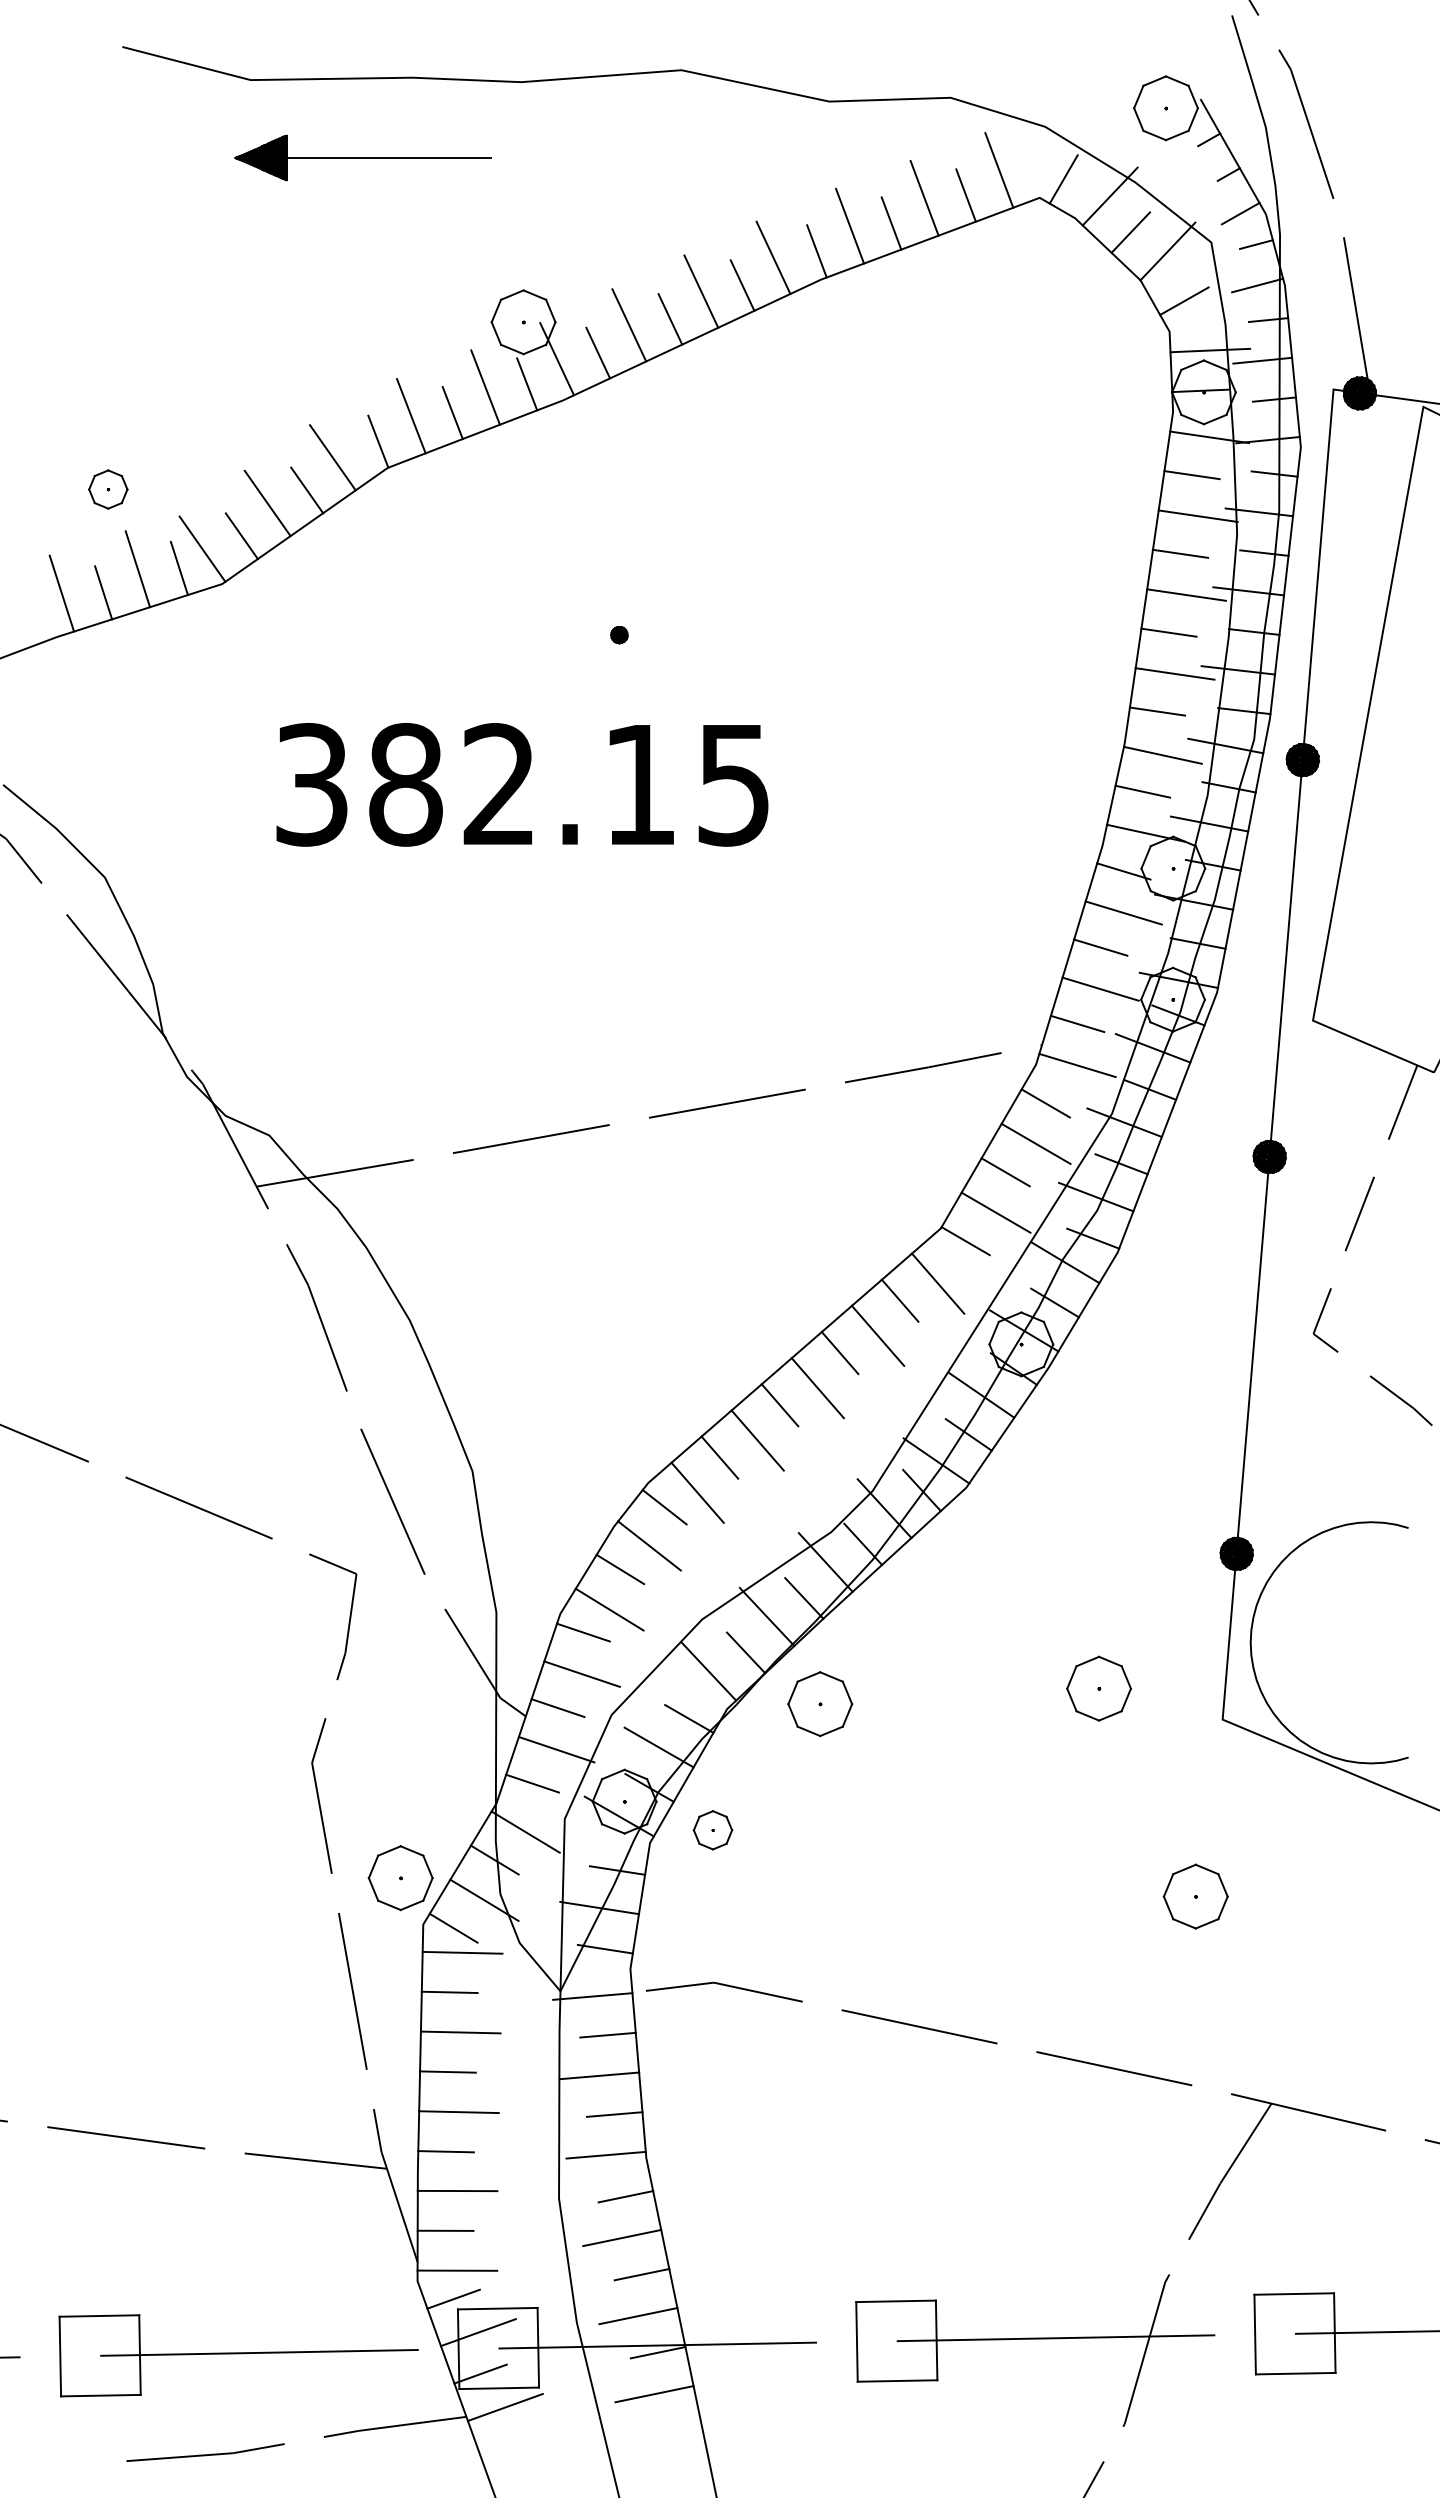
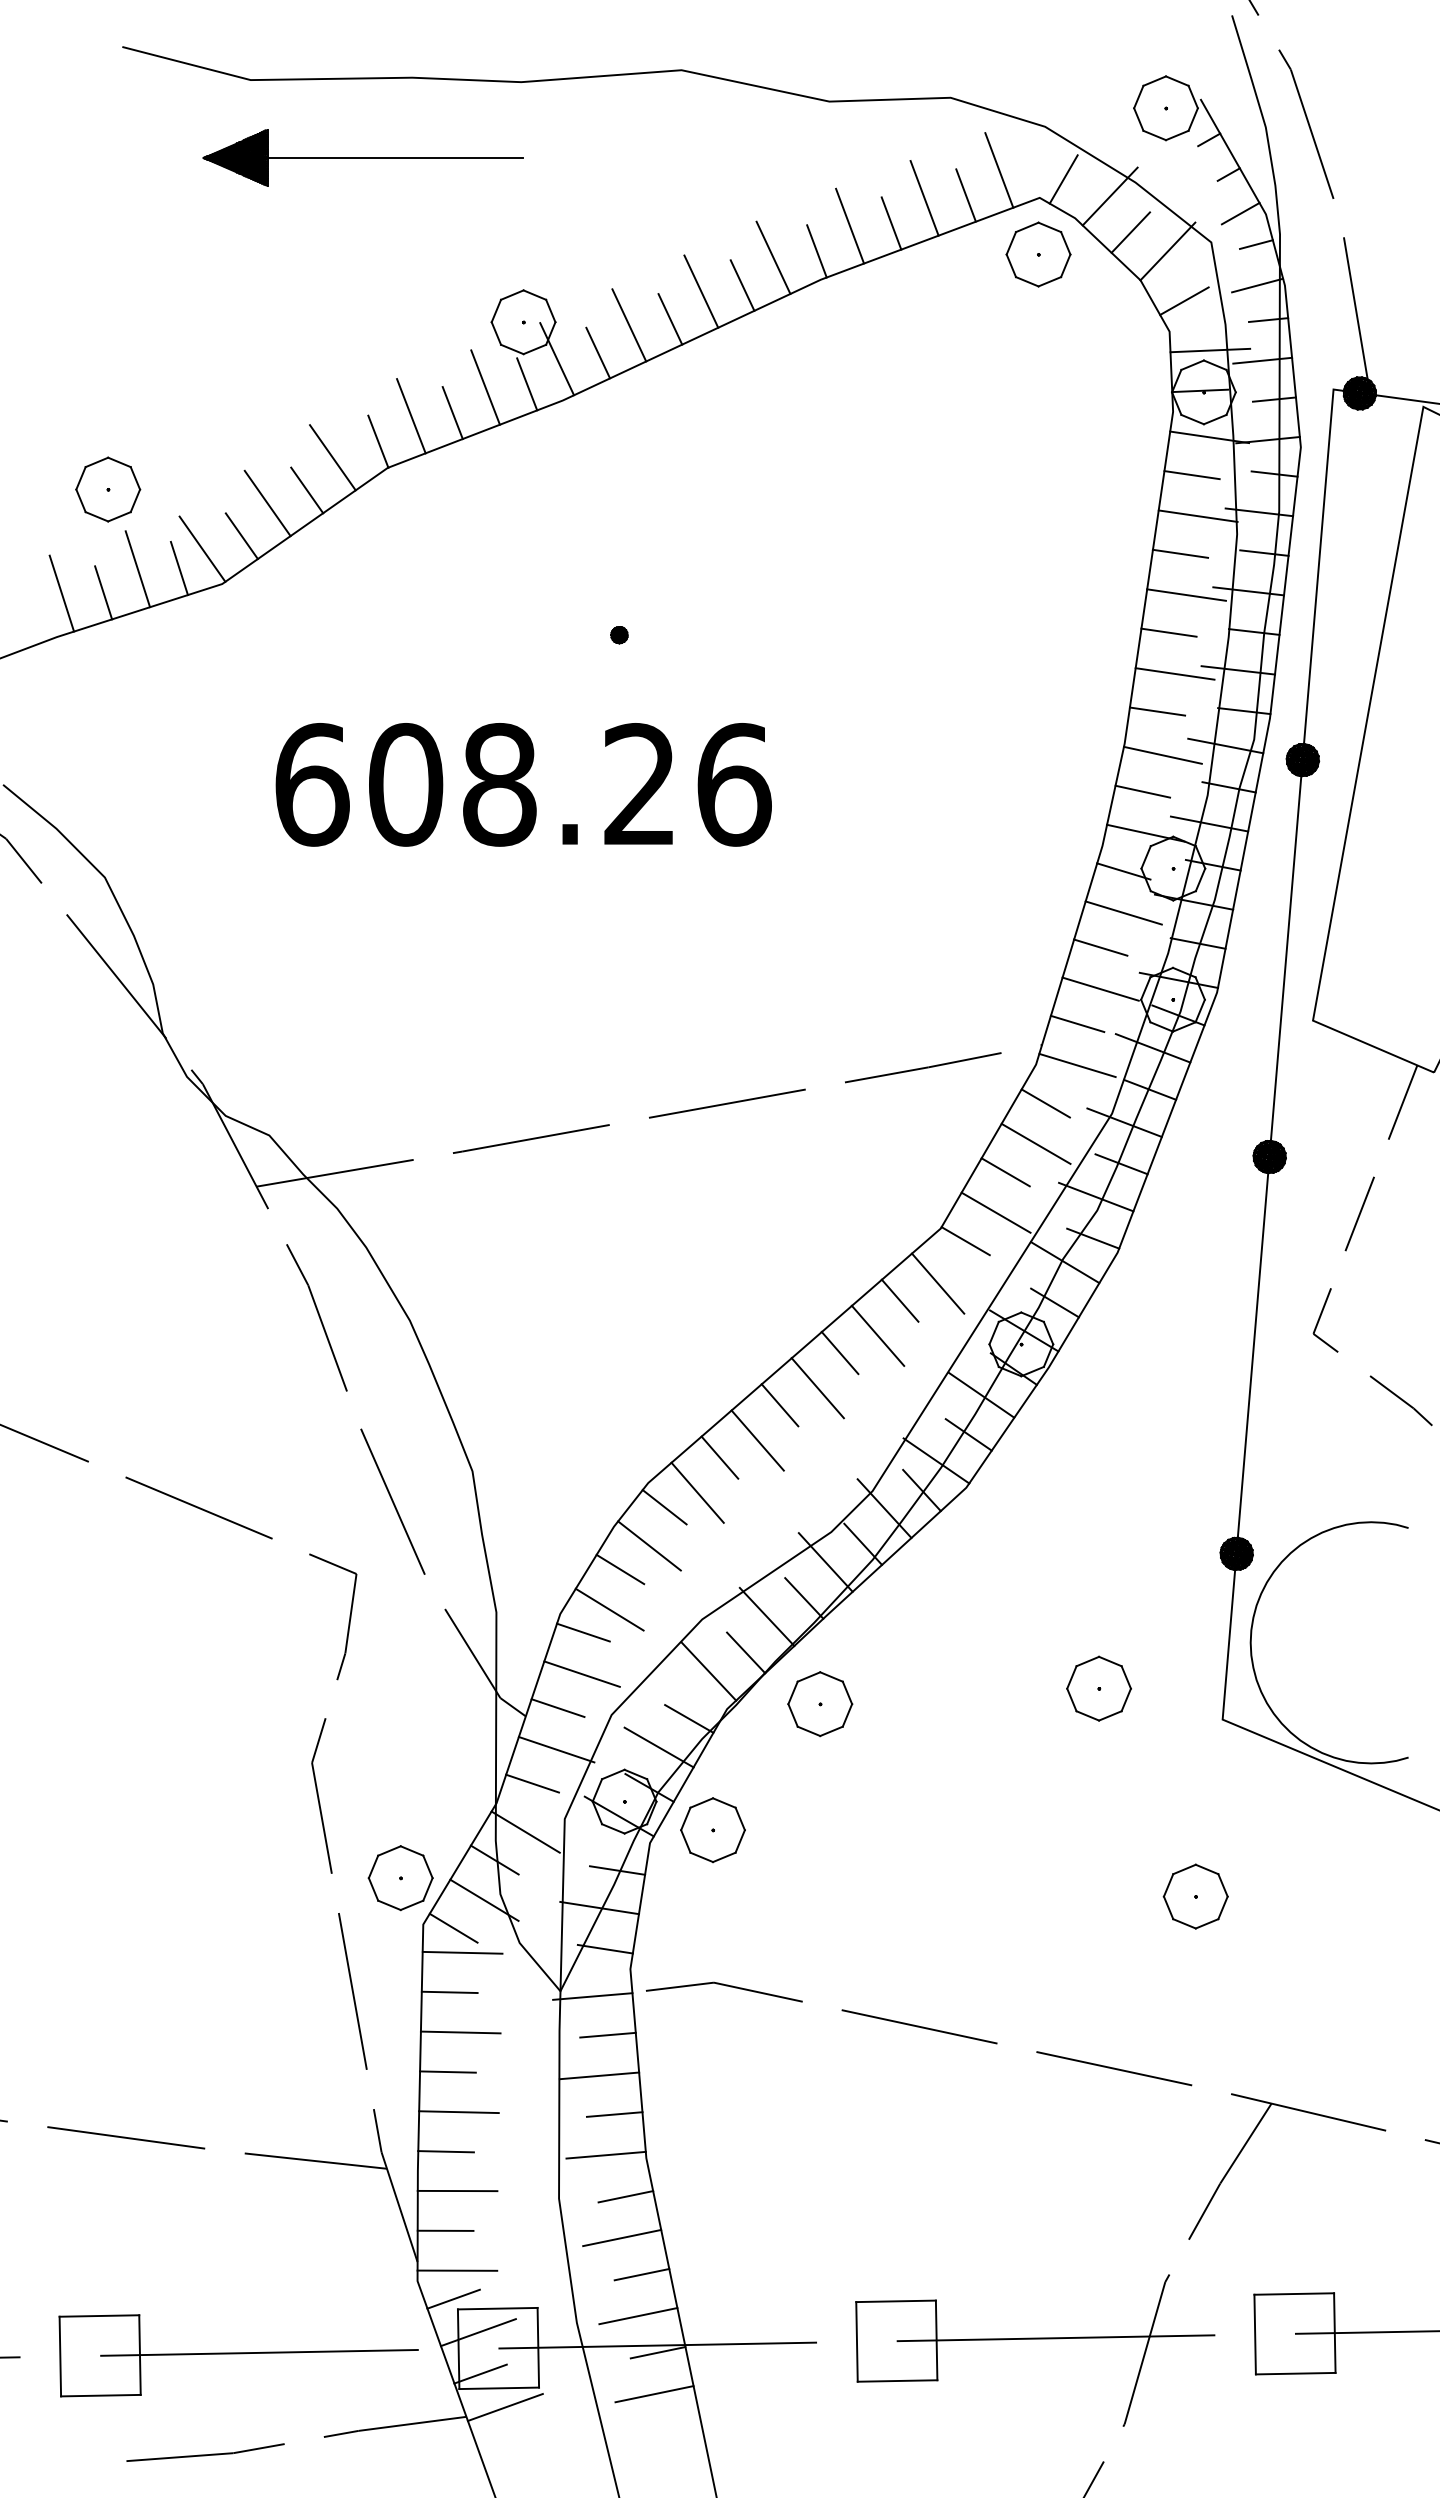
part size: 258x48 px -> 322x58 px (362, 157)
part: none -> present (1038, 254)
part size: 41x41 px -> 67x67 px (108, 489)
text: 382.15 -> 608.26 (523, 784)
part size: 42x41 px -> 66x67 px (712, 1830)
